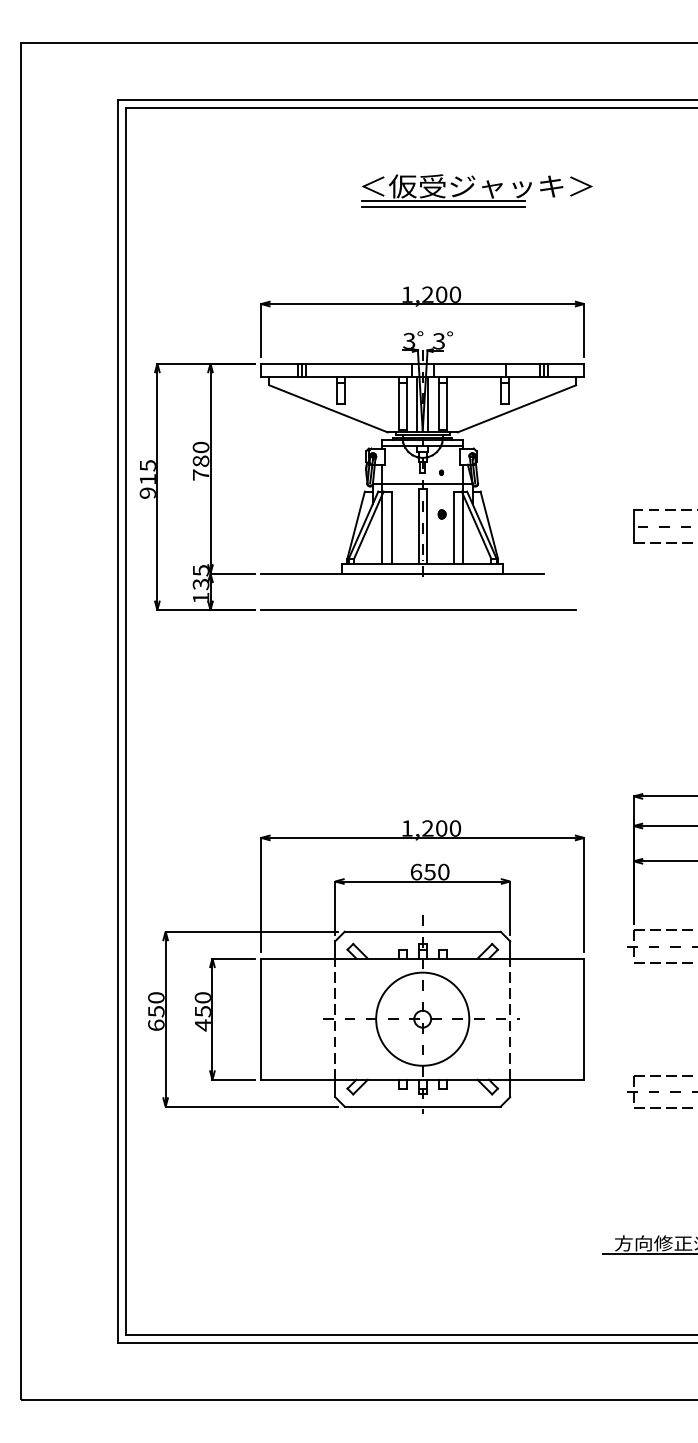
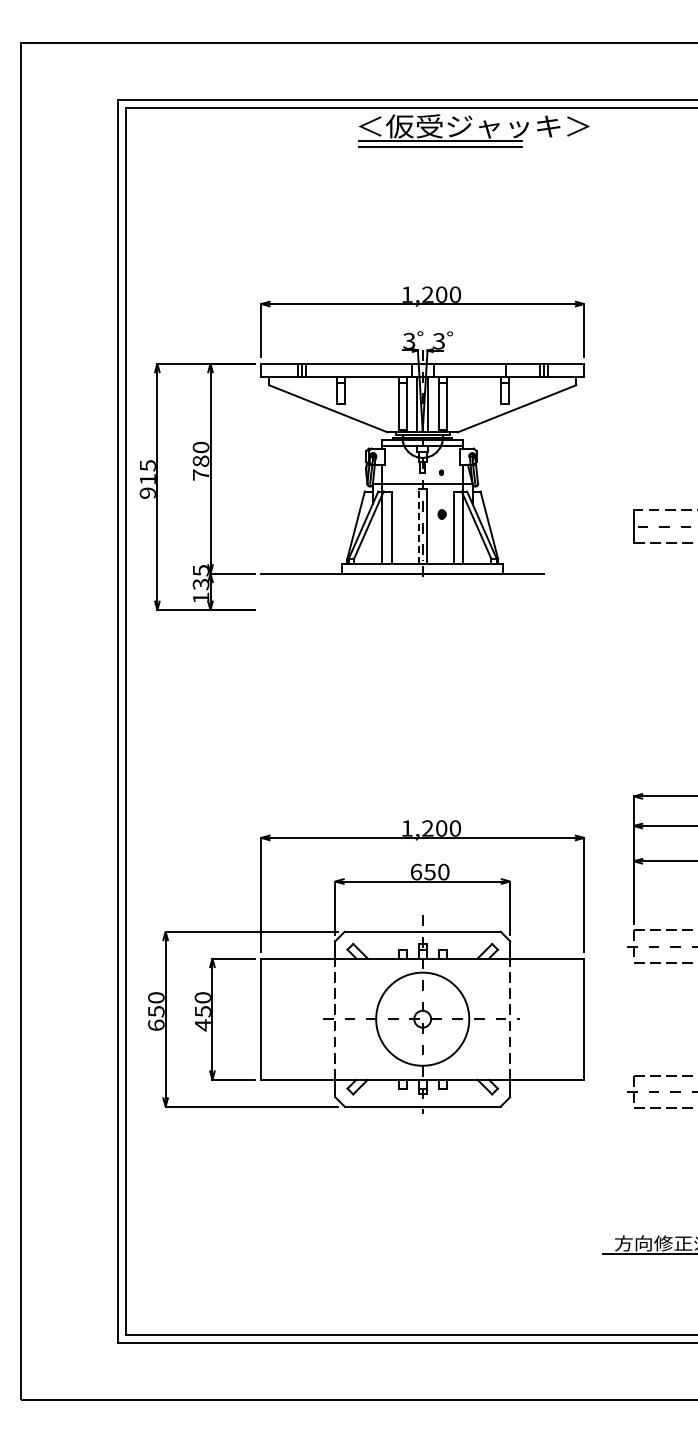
part position: (476, 190) -> (473, 130) (473, 130)
line: solid -> dashed (418, 526)
line: present -> none (418, 610)
